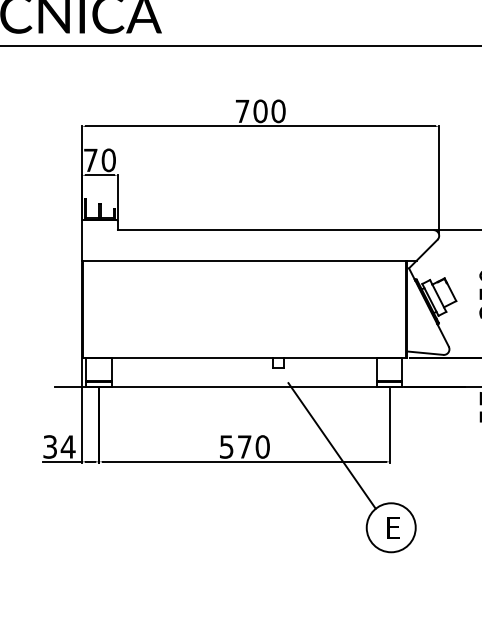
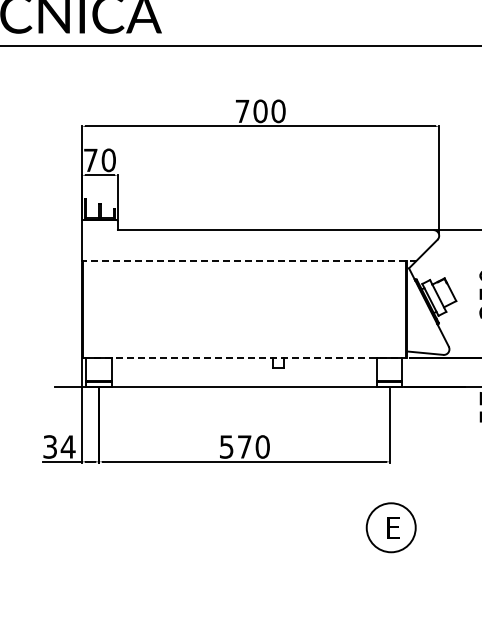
line: solid -> dashed (248, 260)
line: solid -> dashed (245, 357)
line: present -> none (331, 445)
